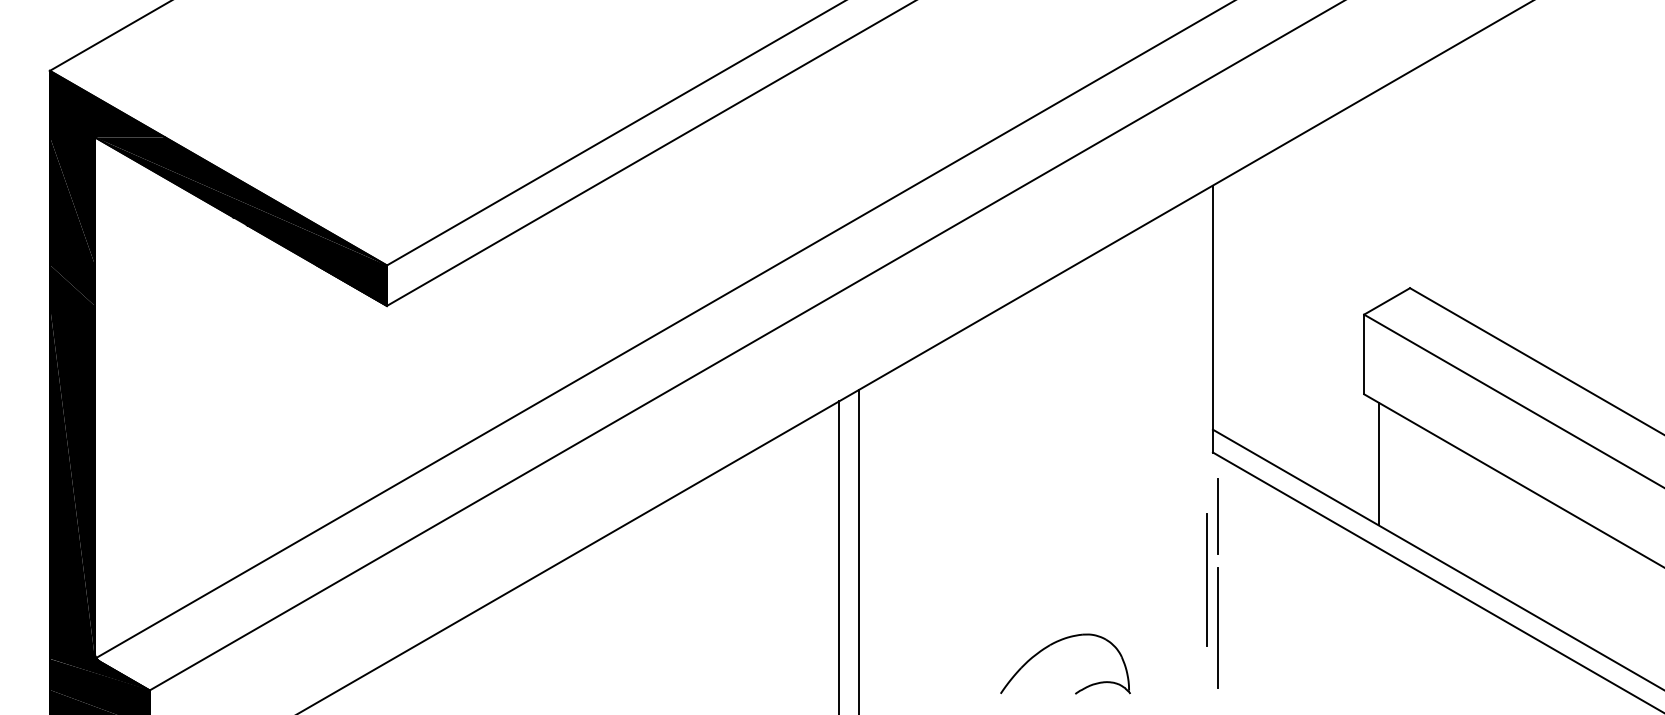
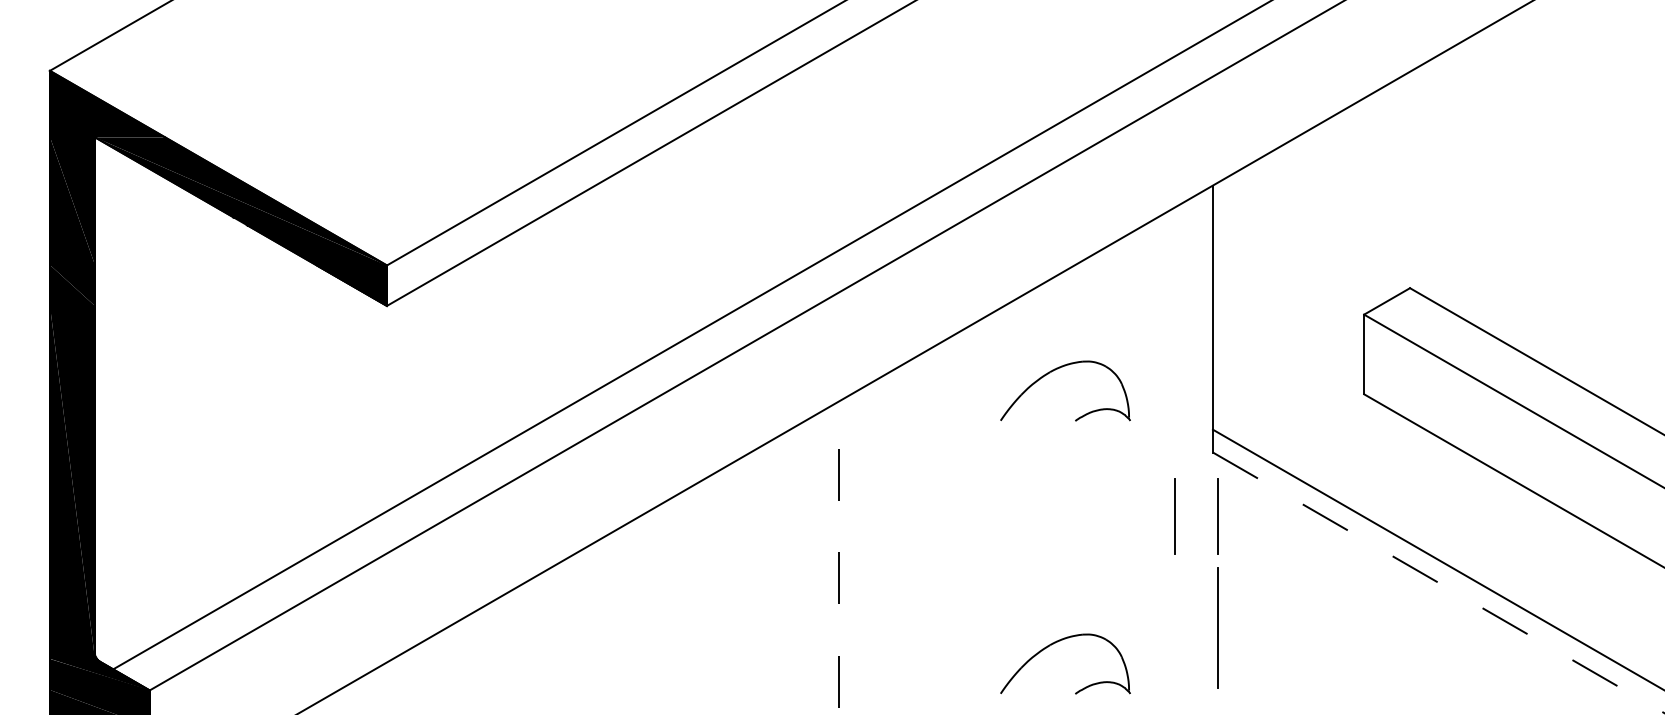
line position: (663, 330) -> (686, 338) (686, 338)
part: none -> present (1055, 370)
line: present -> none (1378, 463)
line: none -> present (1174, 516)
line: present -> none (858, 550)
line: solid -> dashed (839, 558)
line: present -> none (1207, 579)
line: solid -> dashed (1438, 582)
